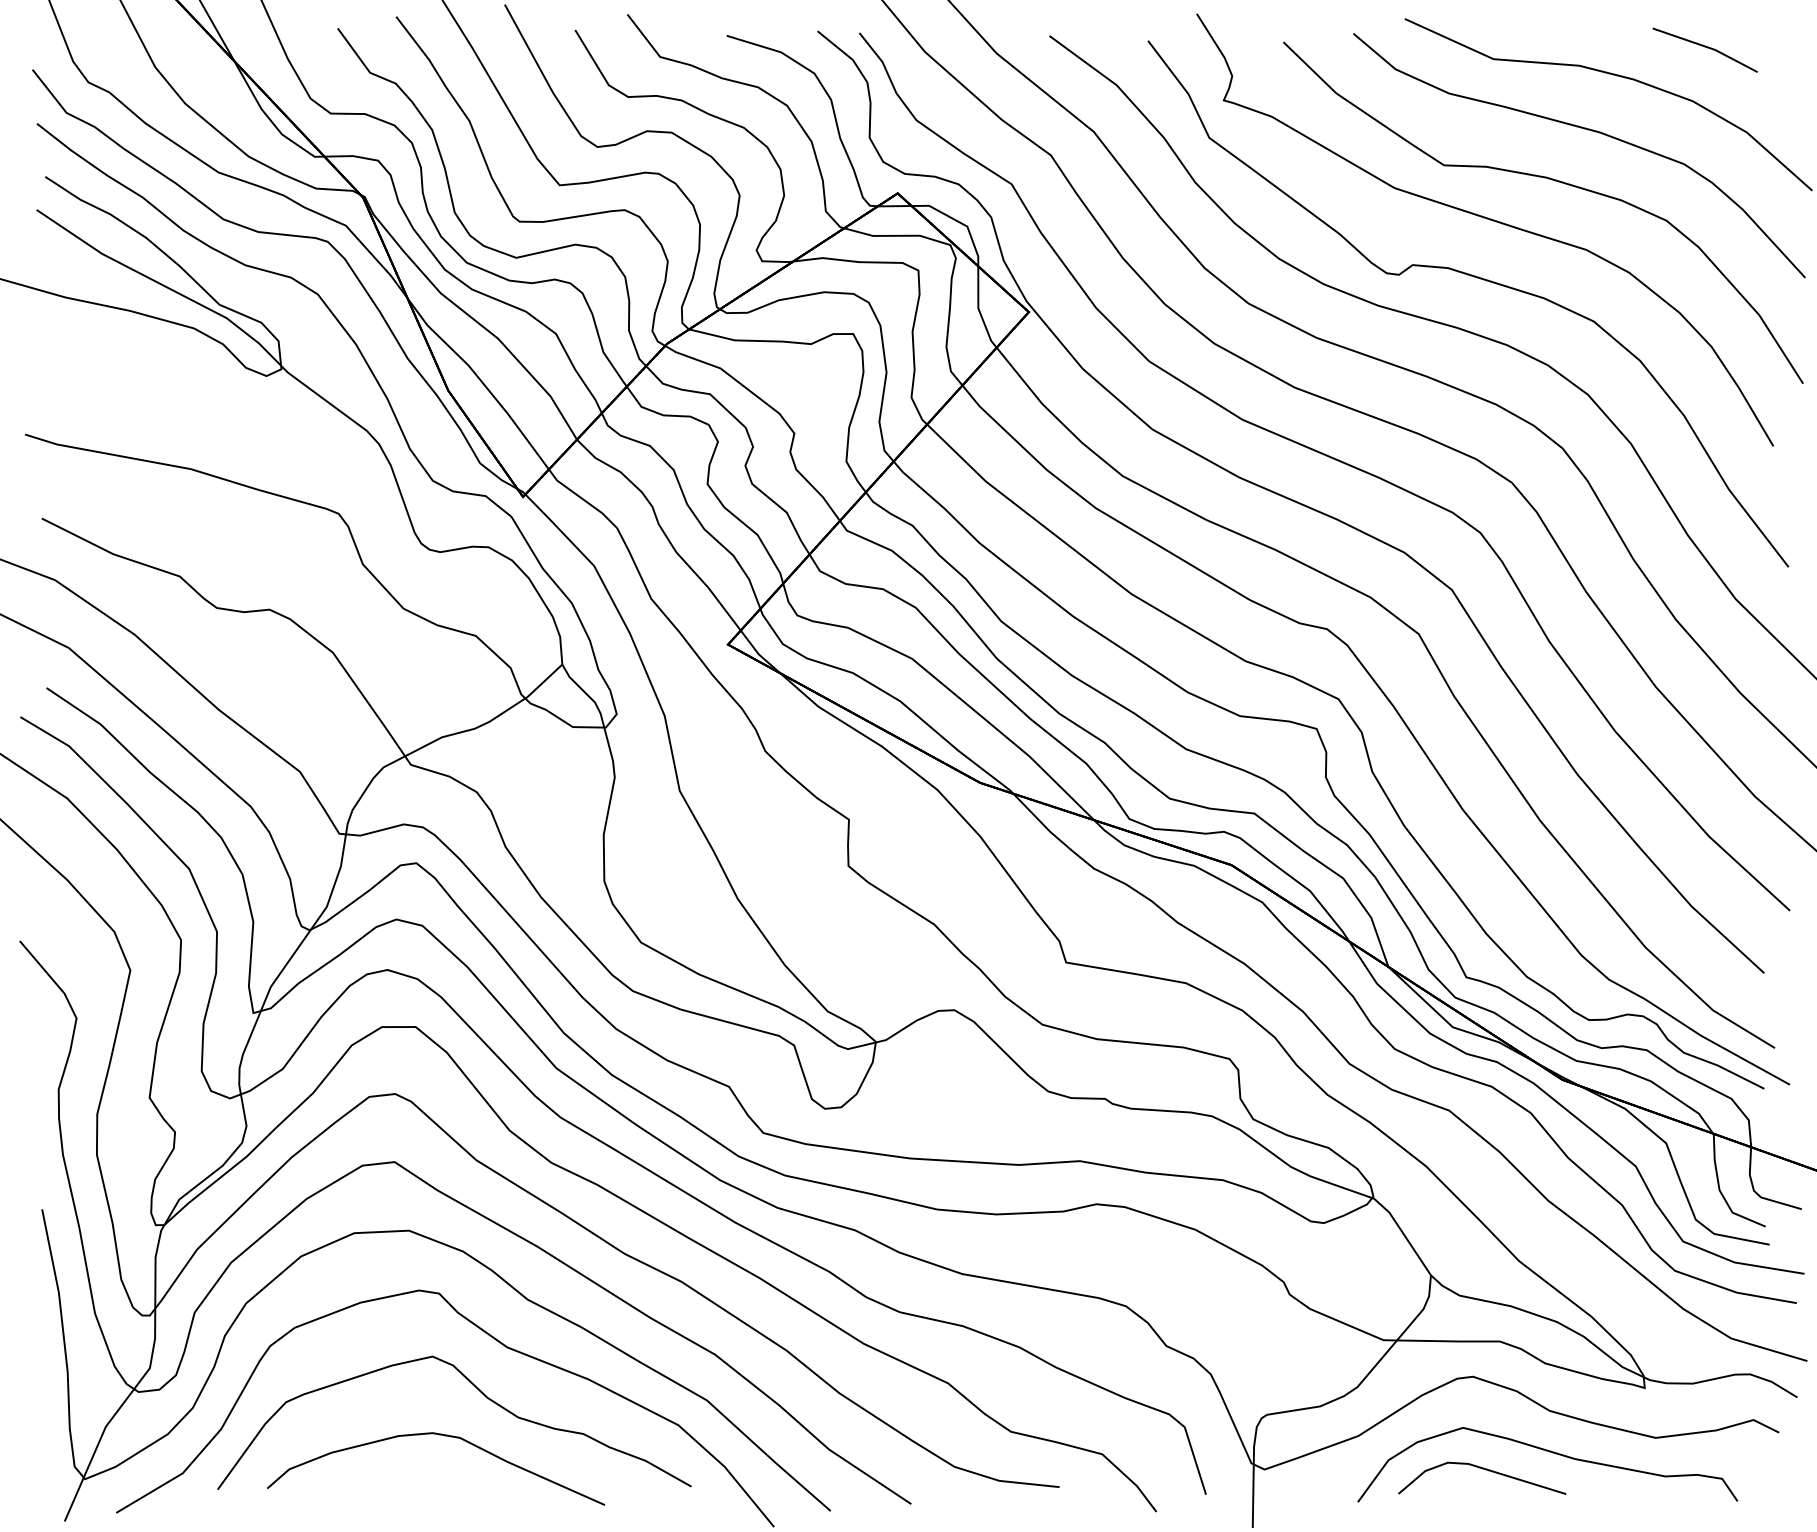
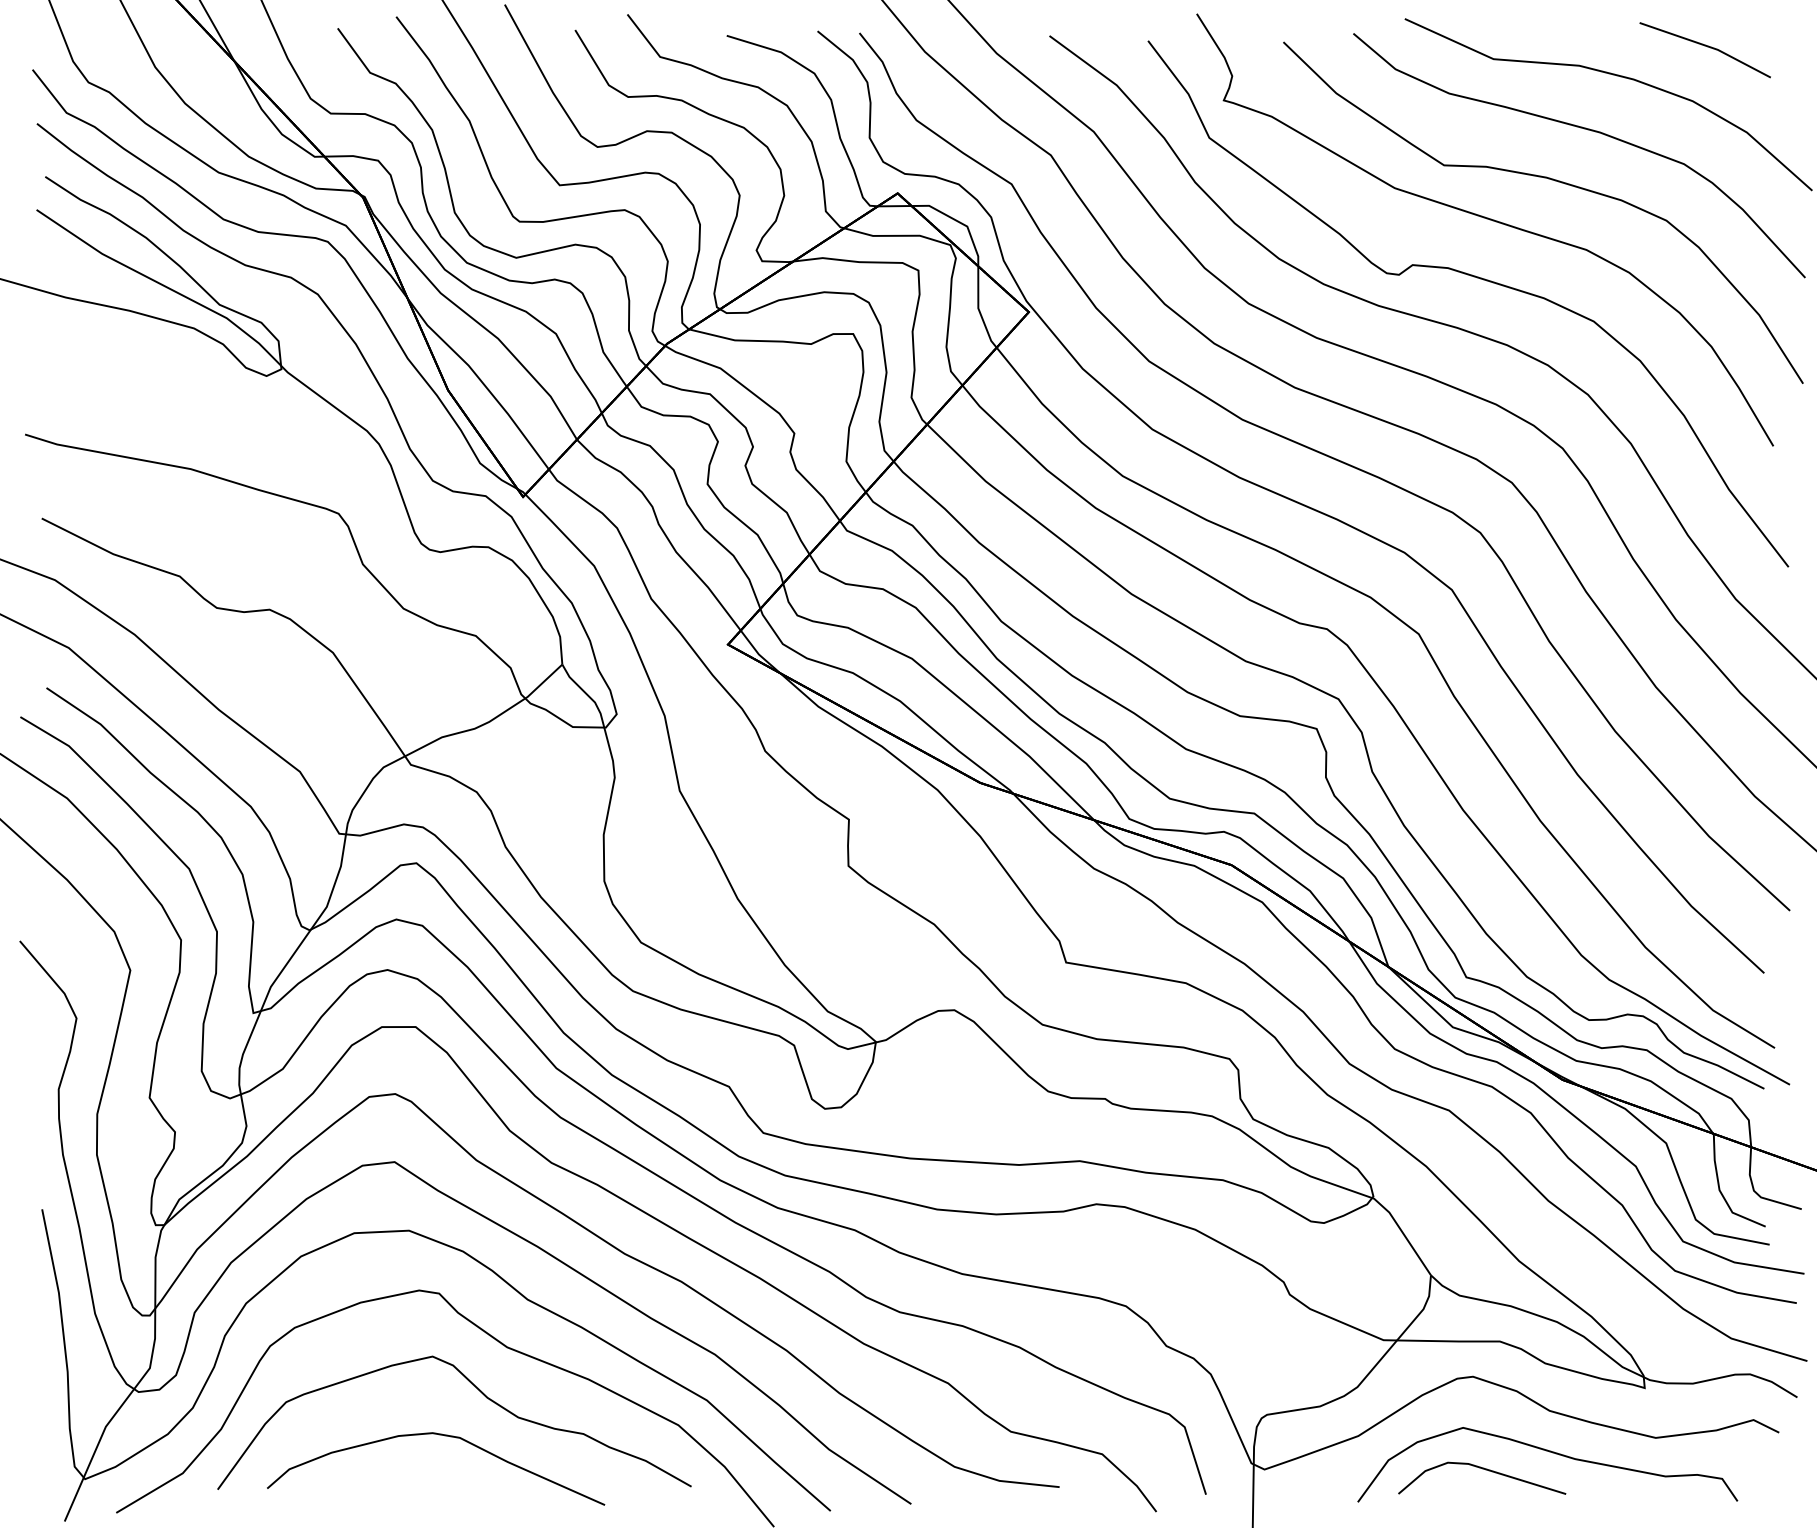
part size: 106x46 px -> 132x57 px (1704, 50)
